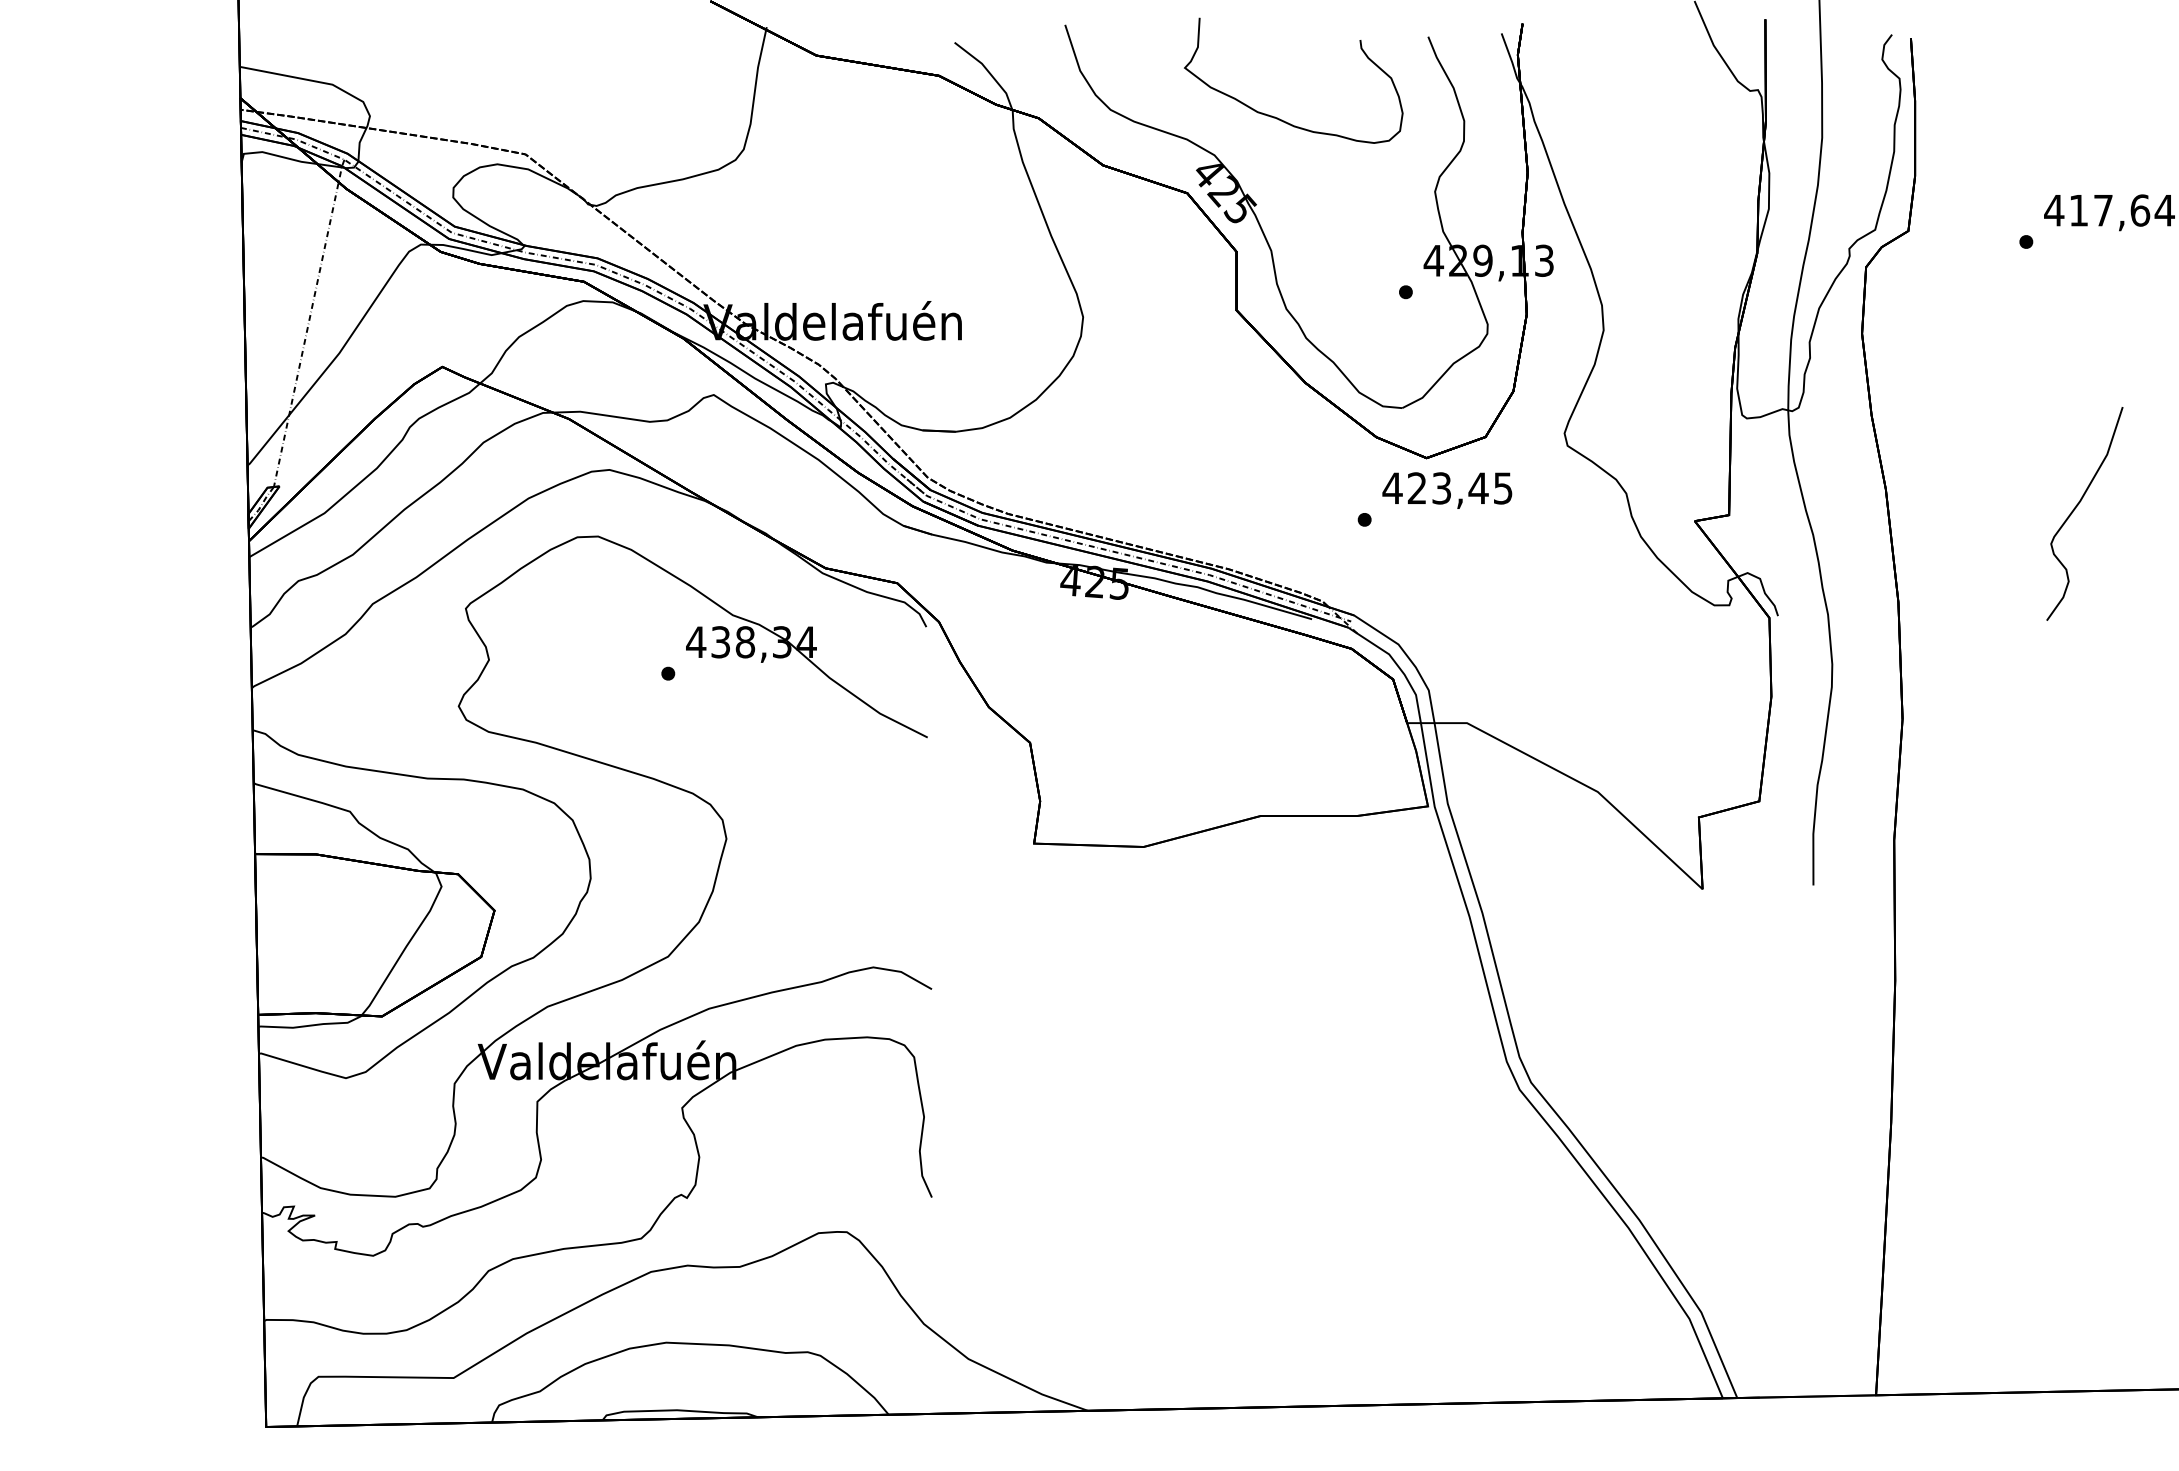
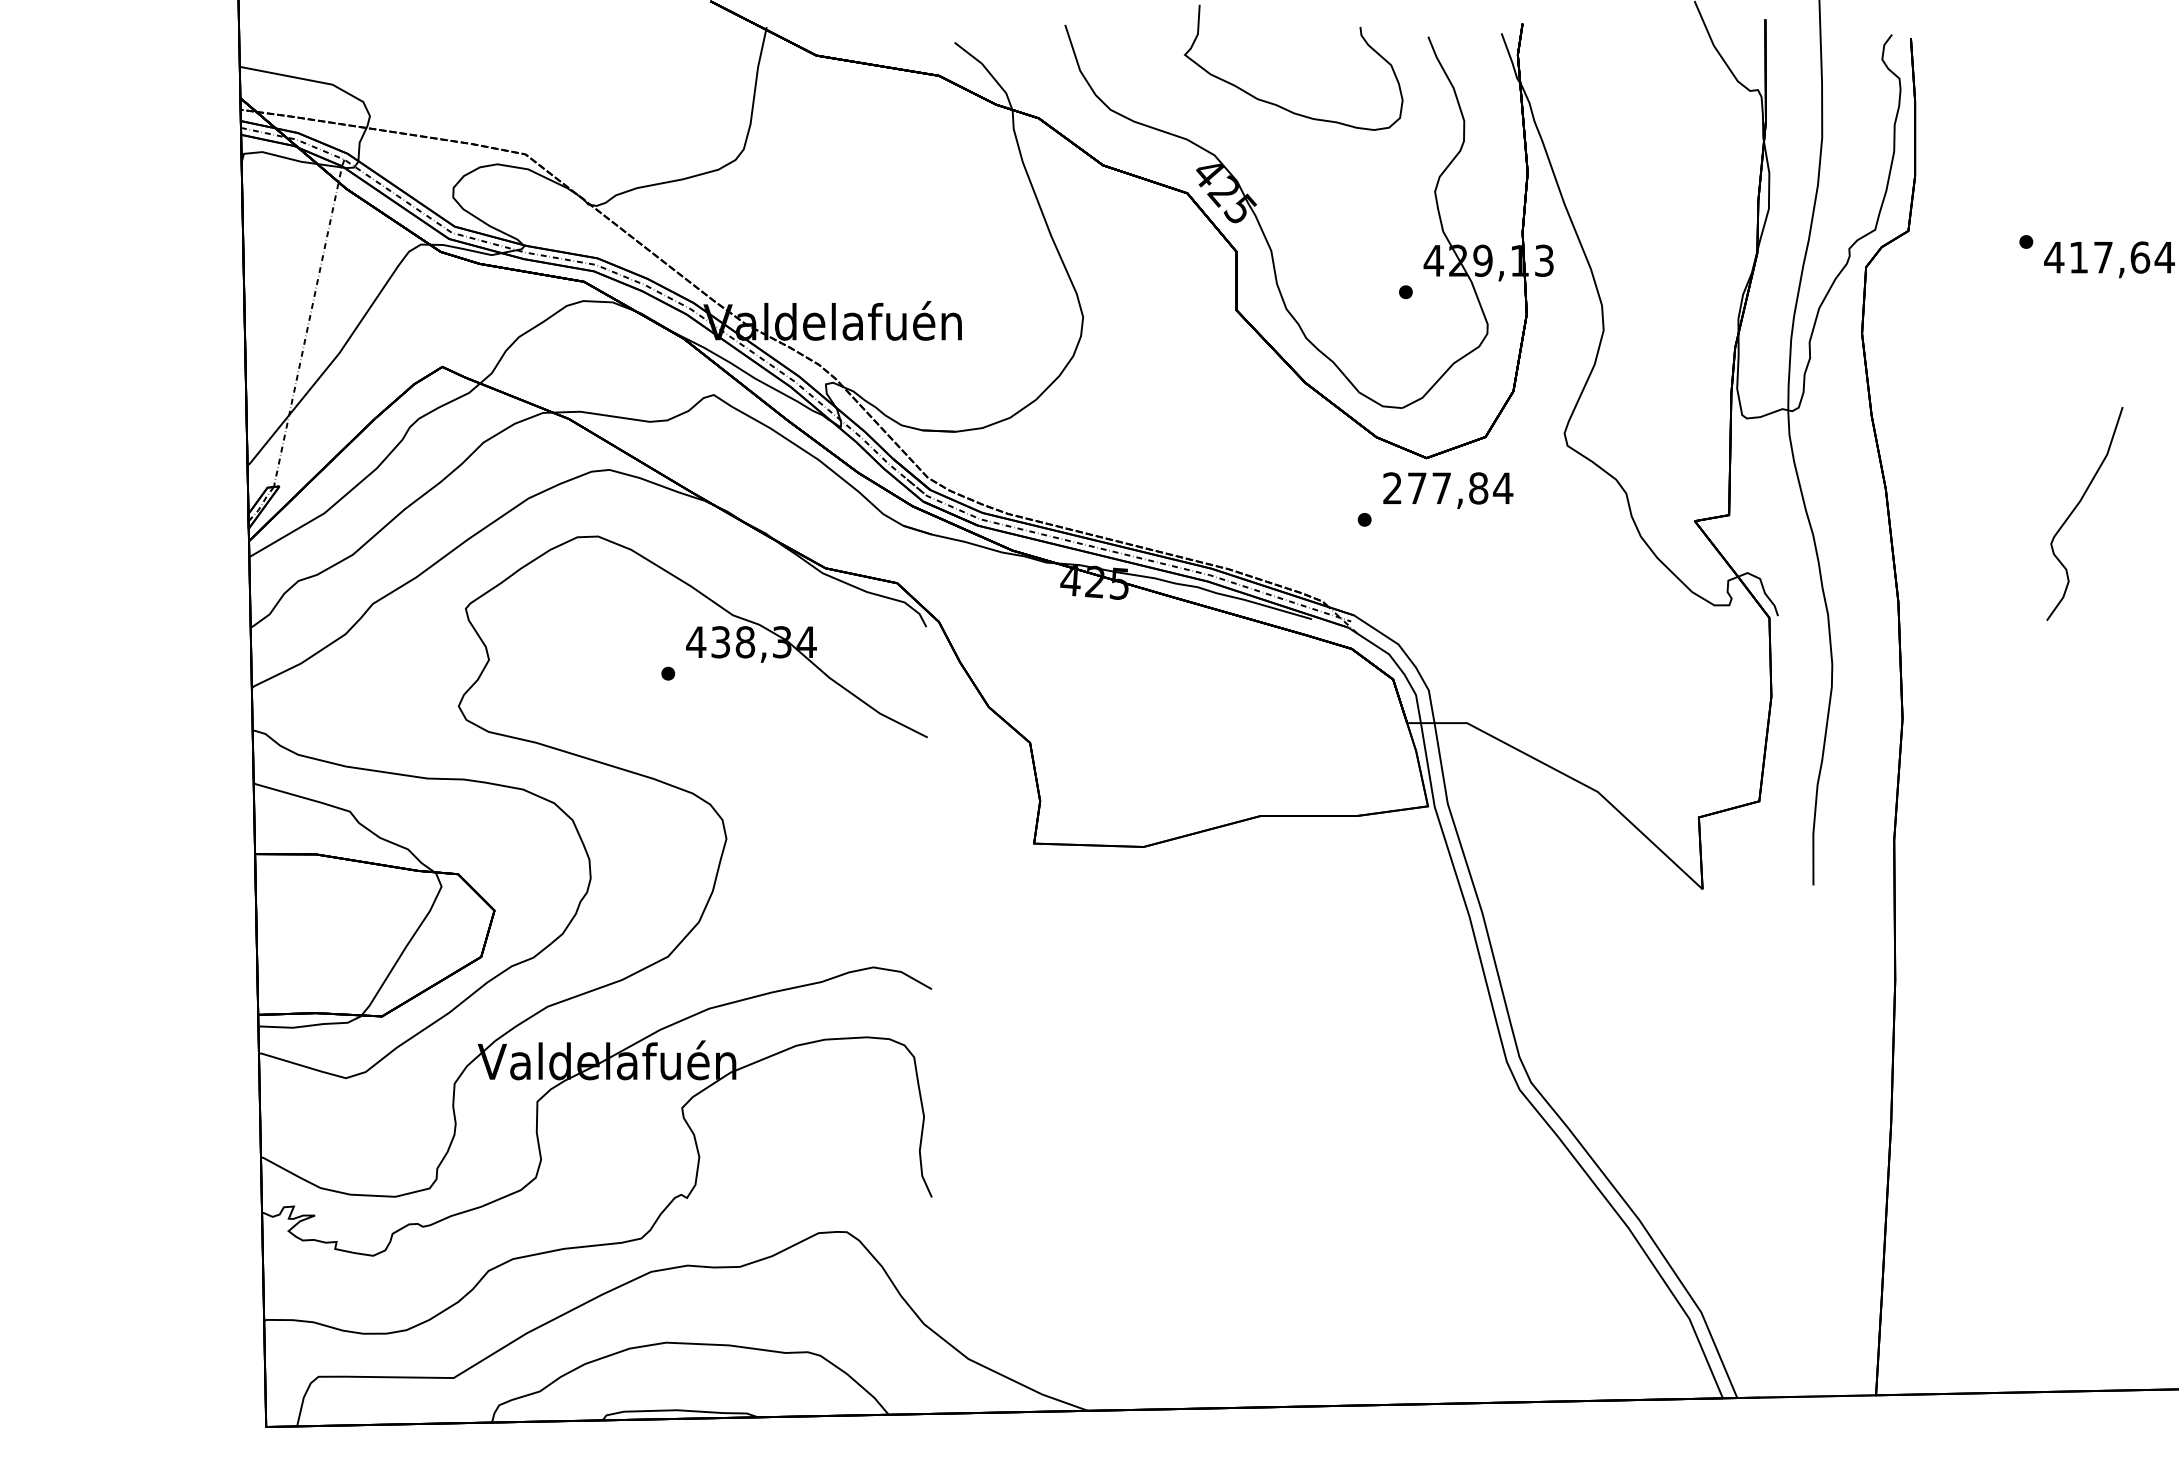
curve position: (1275, 116) -> (1275, 103) (1275, 103)
text position: (2109, 212) -> (2109, 259) (2109, 259)
text: 423,45 -> 277,84 (1447, 488)
